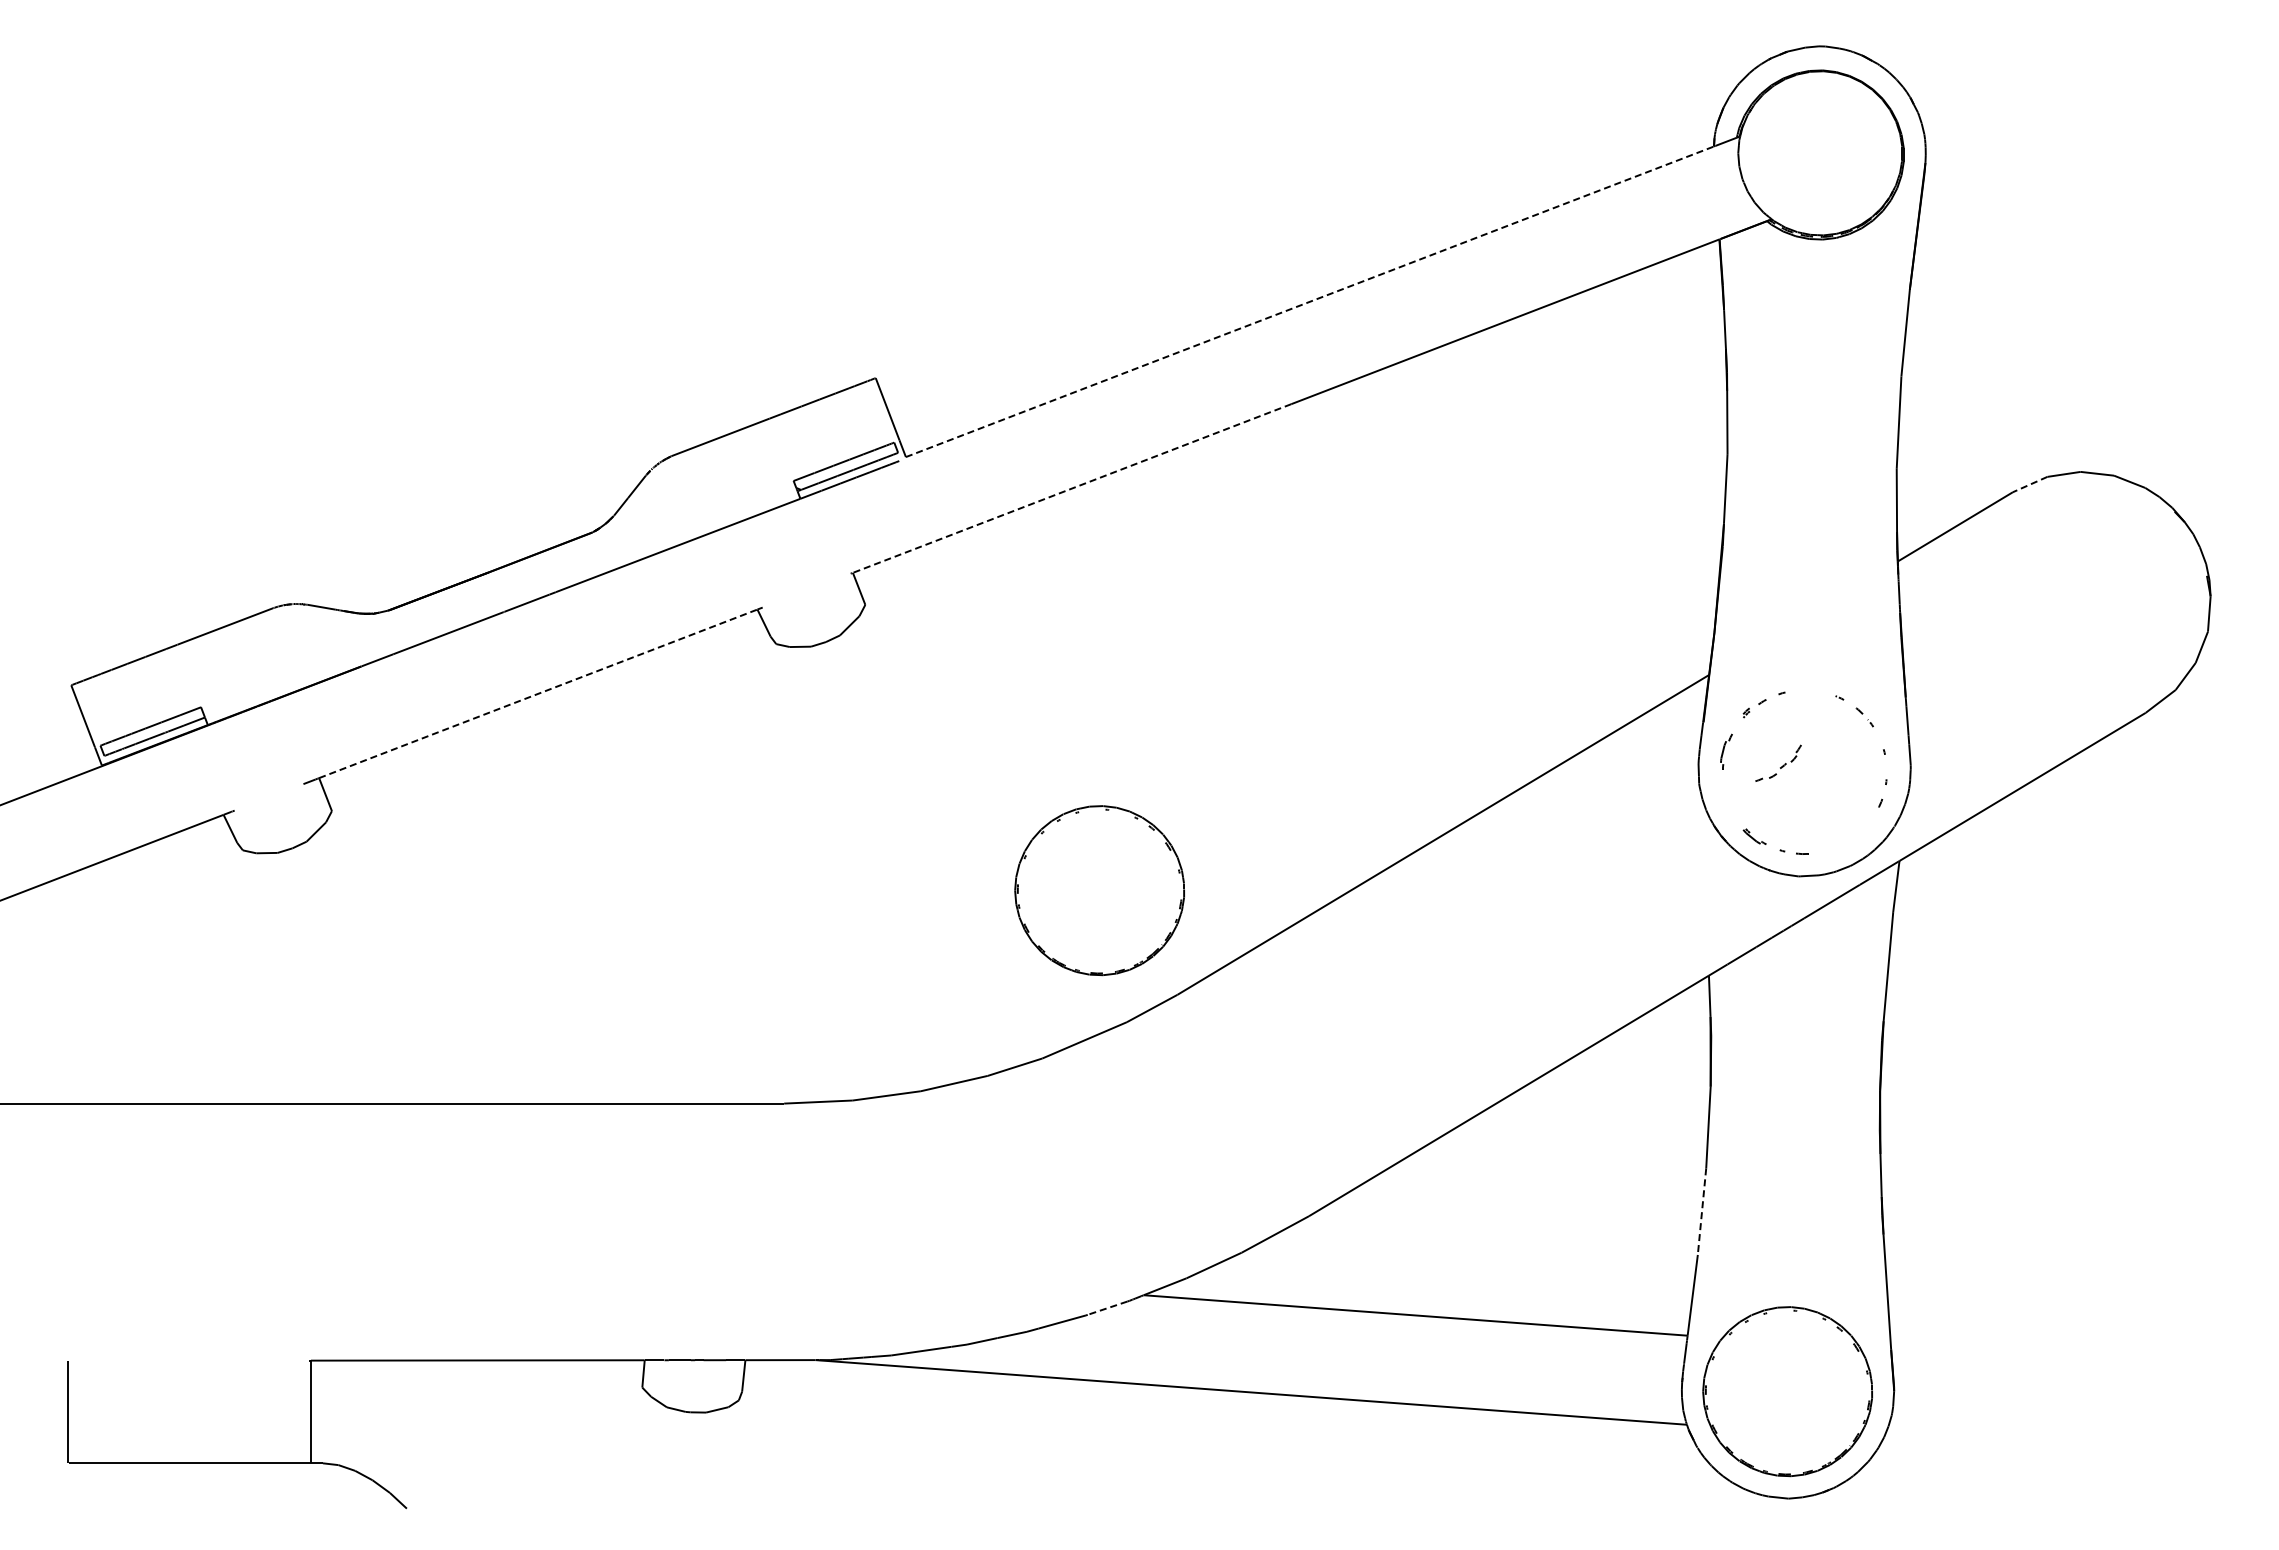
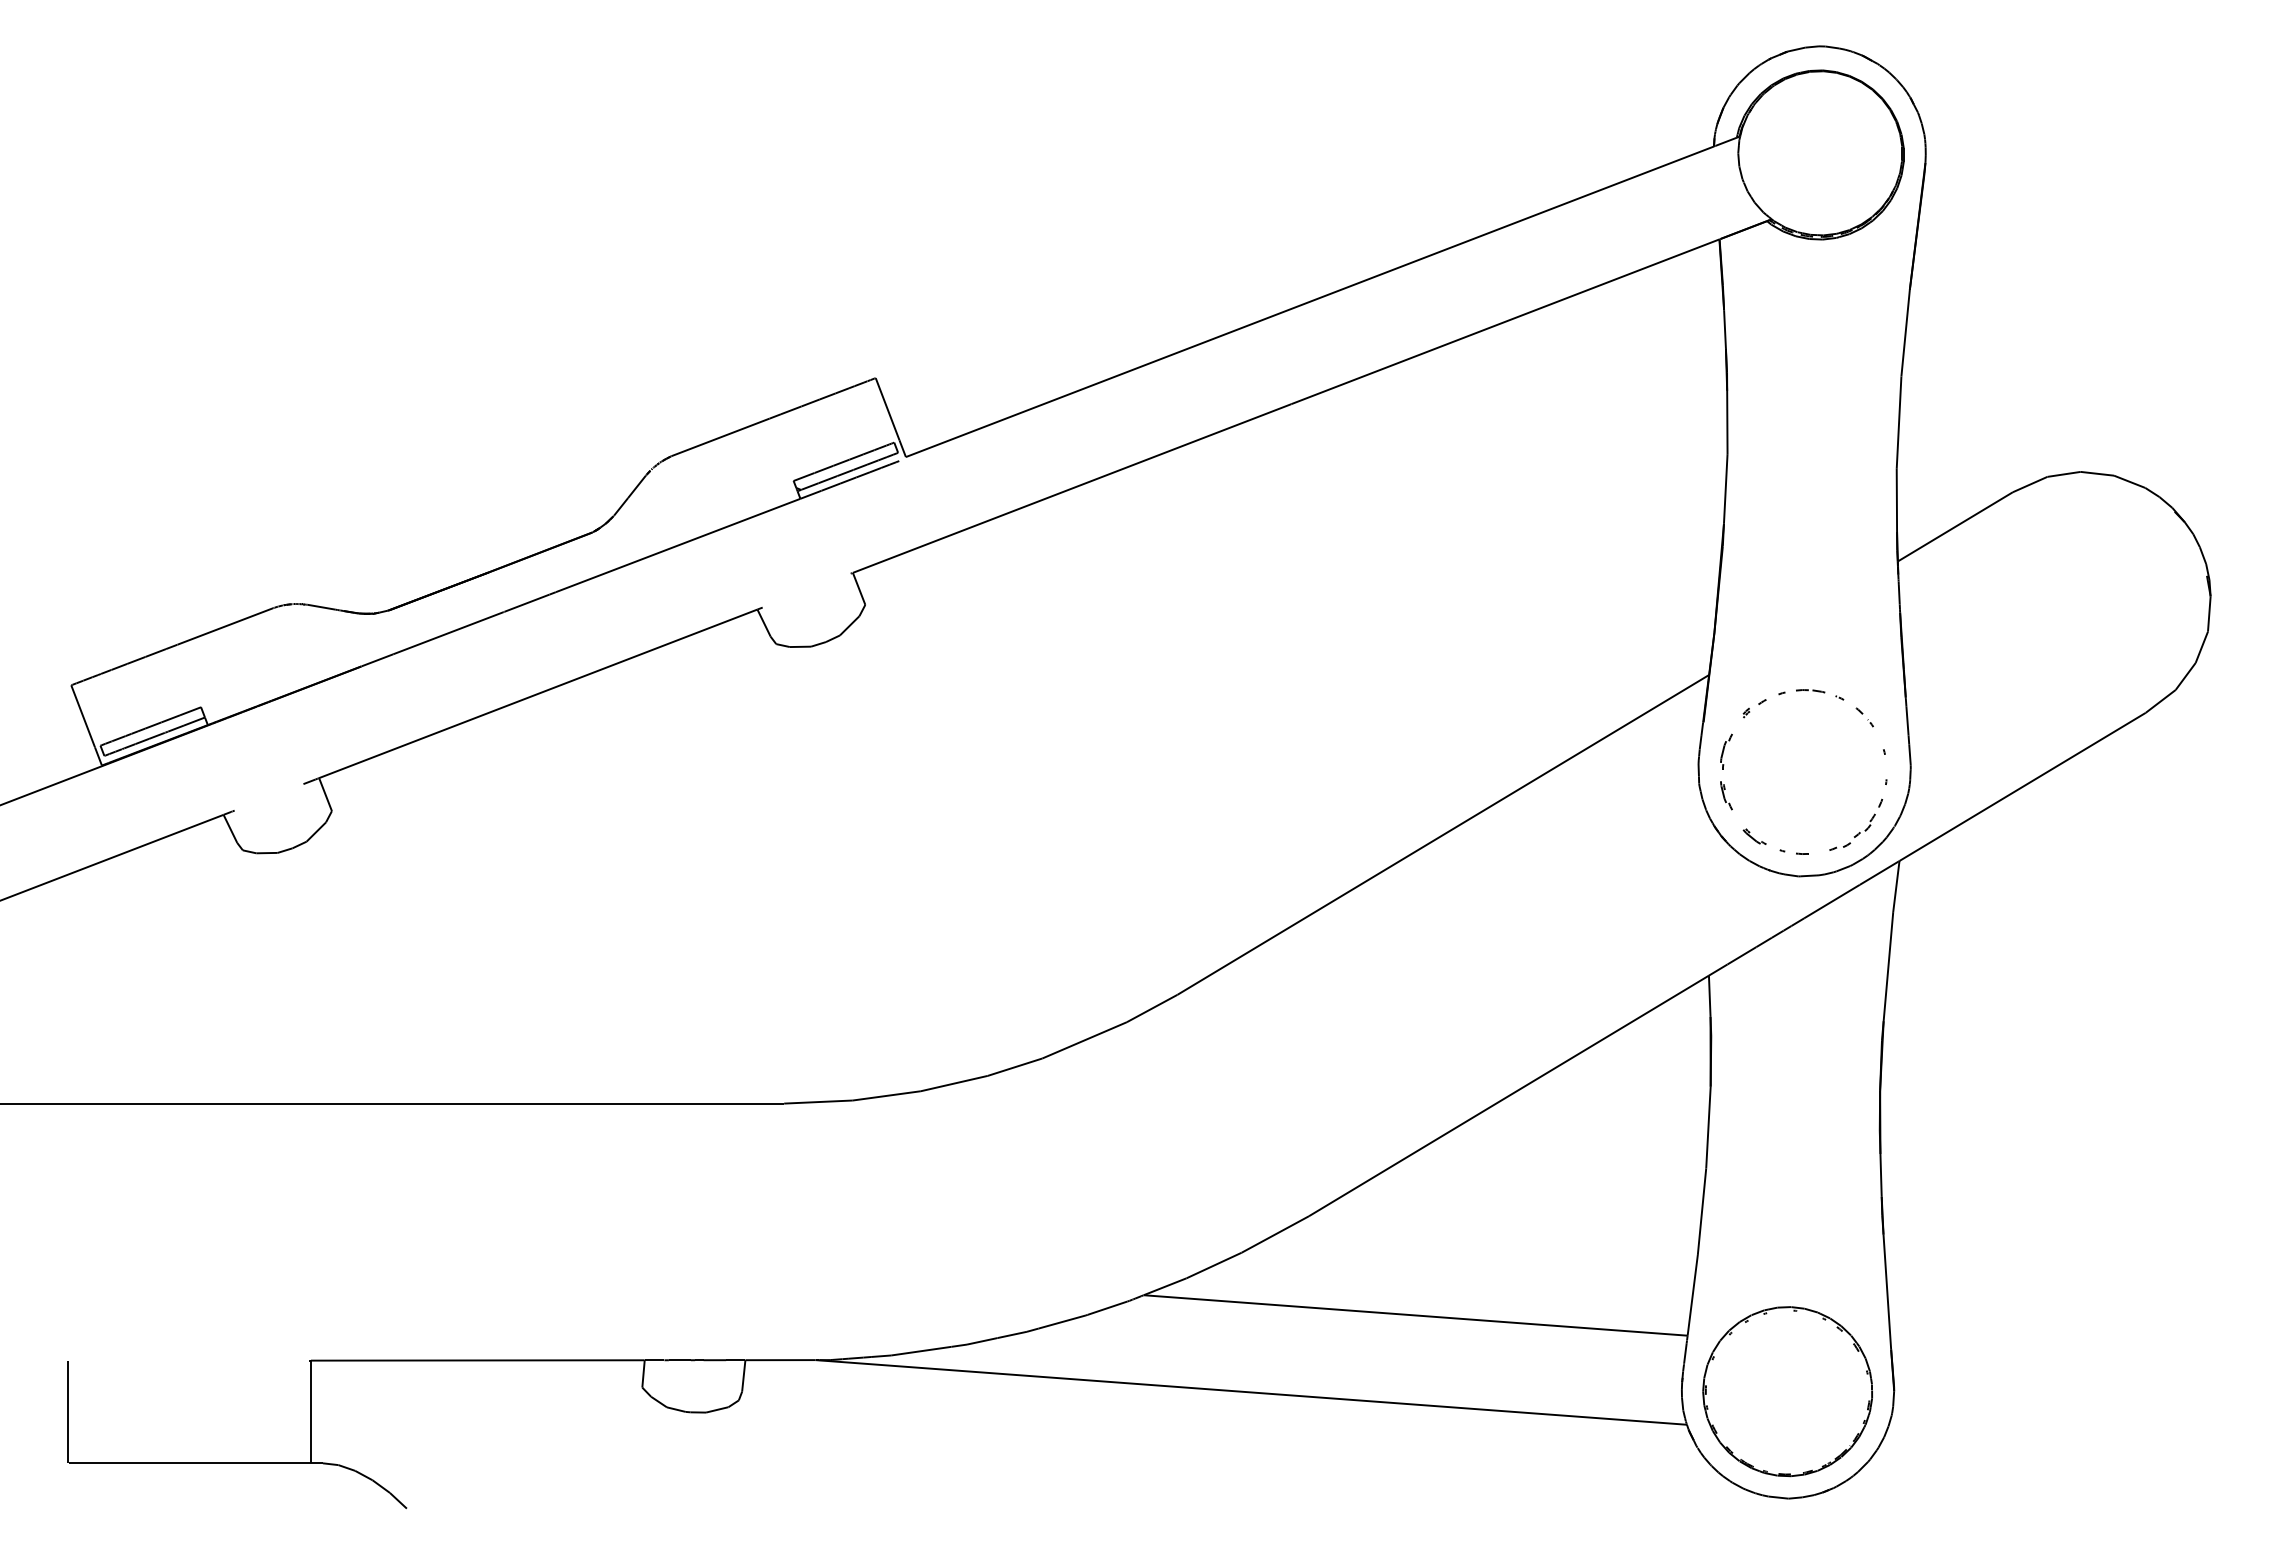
line: dashed -> solid (1309, 301)
line: dashed -> solid (2030, 484)
line: dashed -> solid (1072, 488)
part: none -> present (1810, 691)
line: dashed -> solid (538, 693)
part position: (1778, 762) -> (1852, 831) (1852, 831)
part: none -> present (1726, 795)
part: present -> none (1099, 890)
line: dashed -> solid (1701, 1212)
line: dashed -> solid (1107, 1308)
